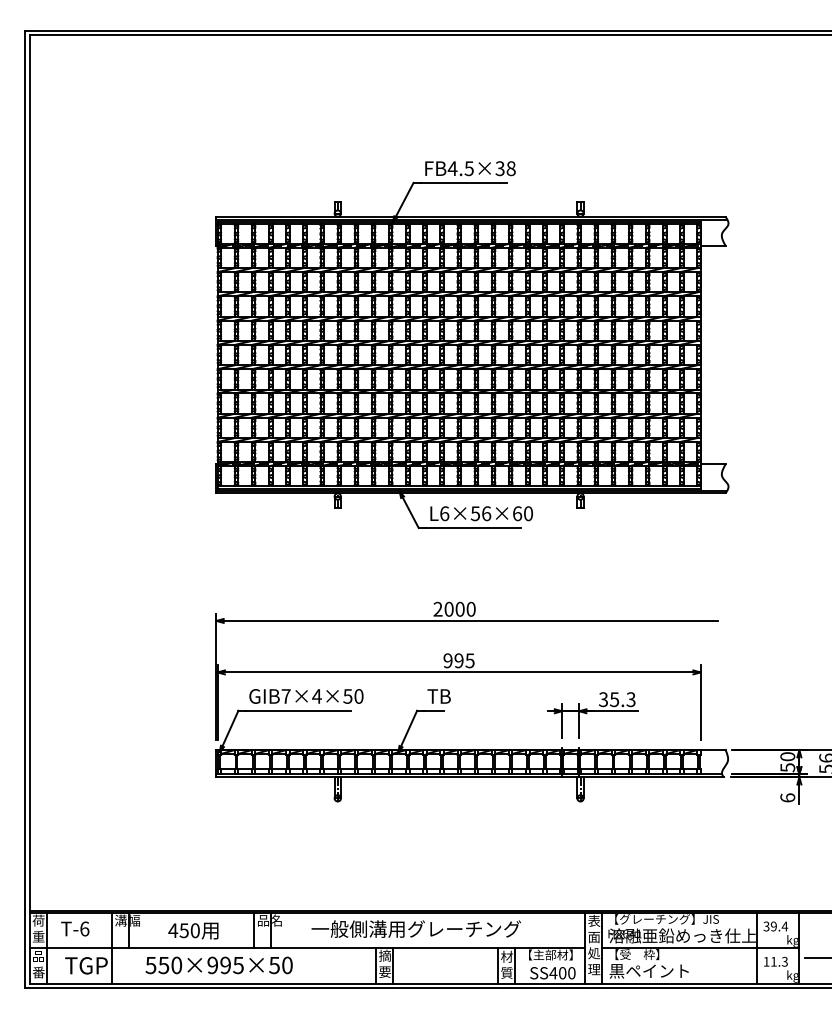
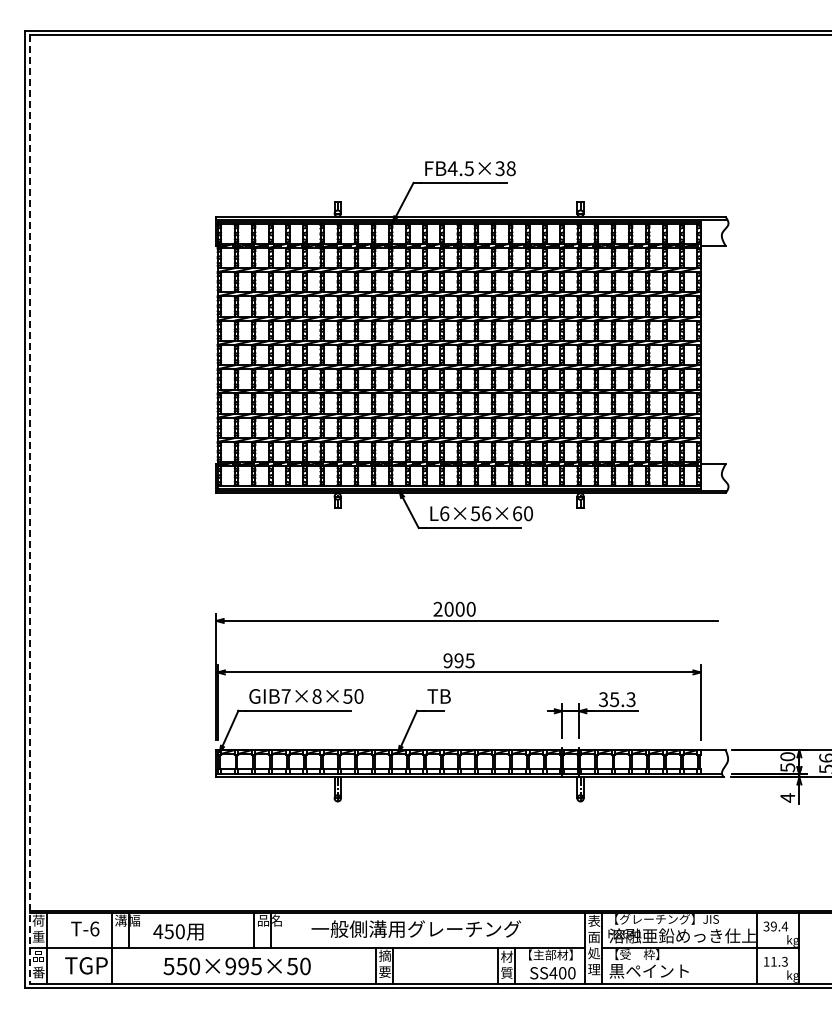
line: solid -> dashed (29, 509)
text: GIB7×4×50 -> GIB7×8×50 (316, 696)
text: 6 -> 4 (787, 797)
text position: (75, 928) -> (85, 928) (85, 928)
text position: (193, 930) -> (178, 931) (178, 931)
line: present -> none (816, 958)
text position: (218, 965) -> (236, 966) (236, 966)
